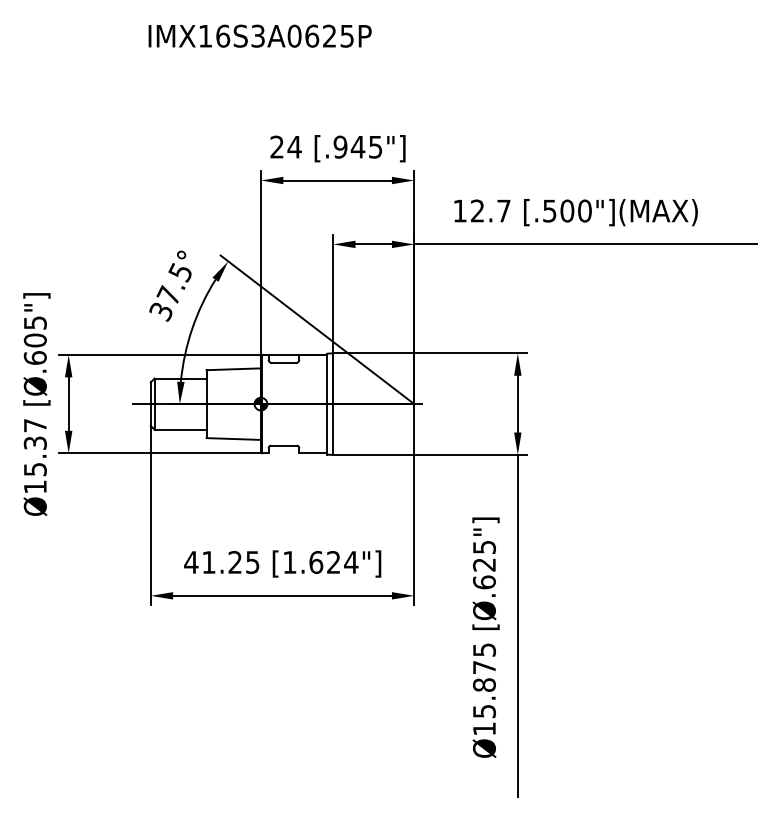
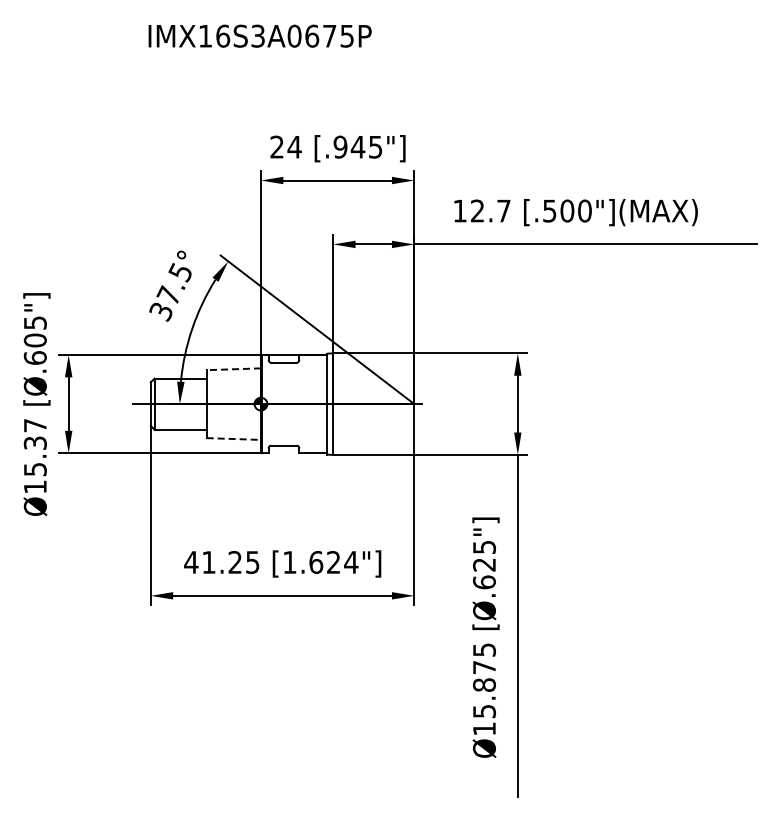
text: IMX16S3A0625P -> IMX16S3A0675P (329, 35)
line: solid -> dashed (233, 369)
line: solid -> dashed (234, 439)
